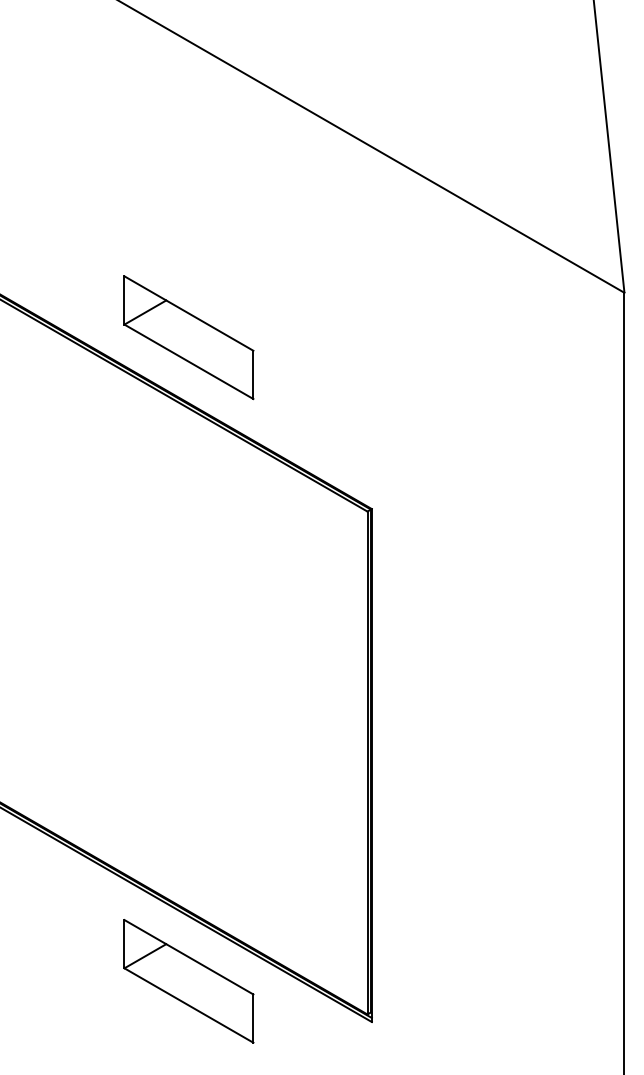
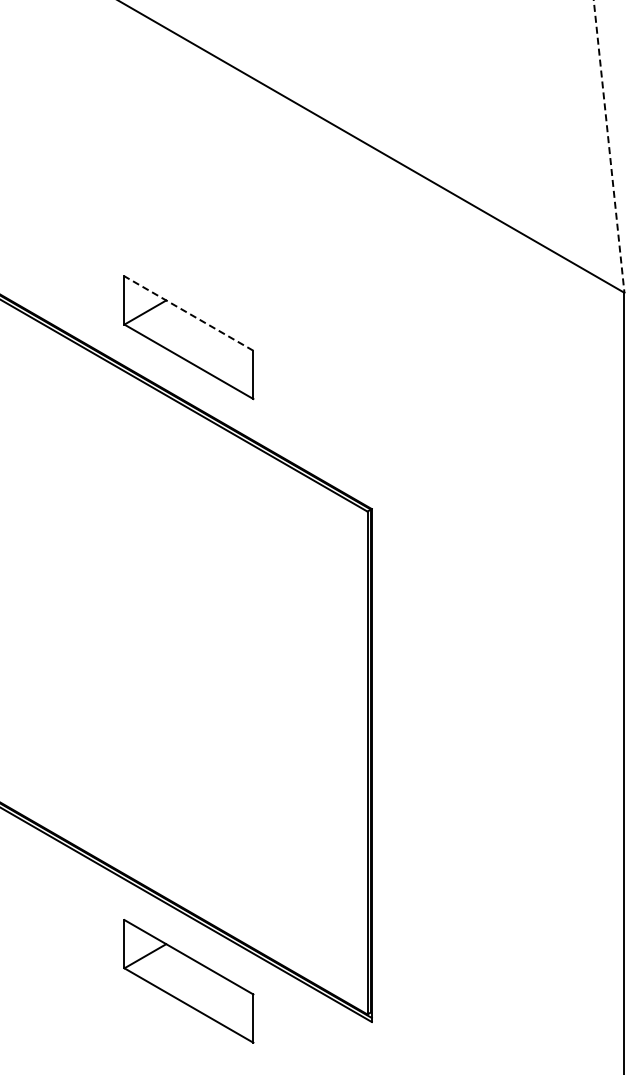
line: solid -> dashed (609, 146)
line: solid -> dashed (188, 313)
